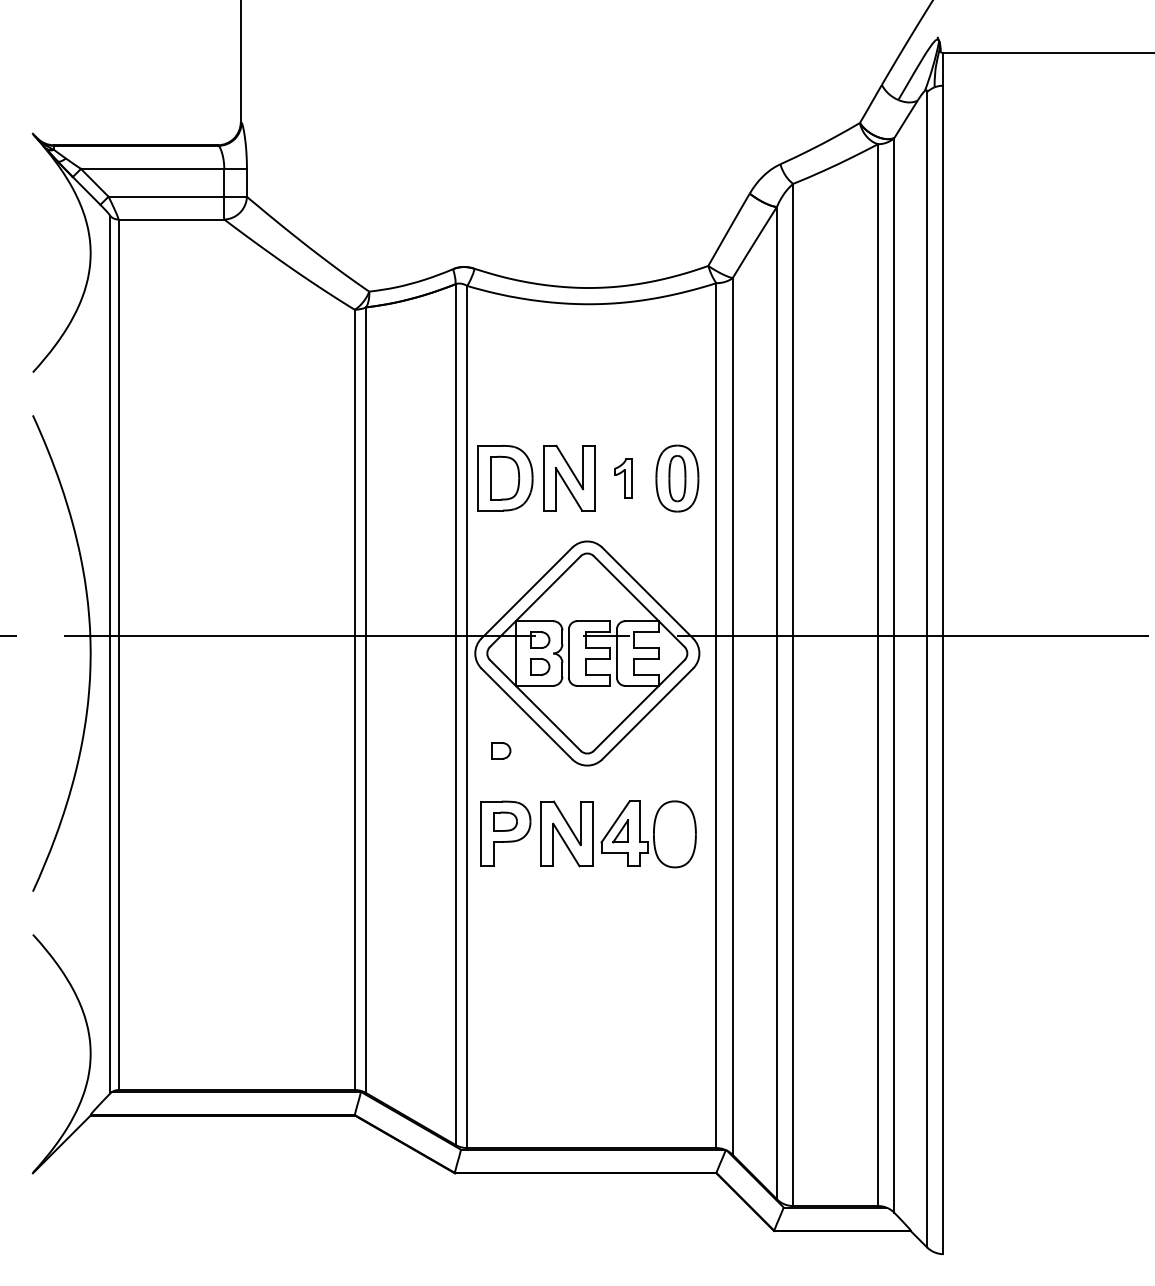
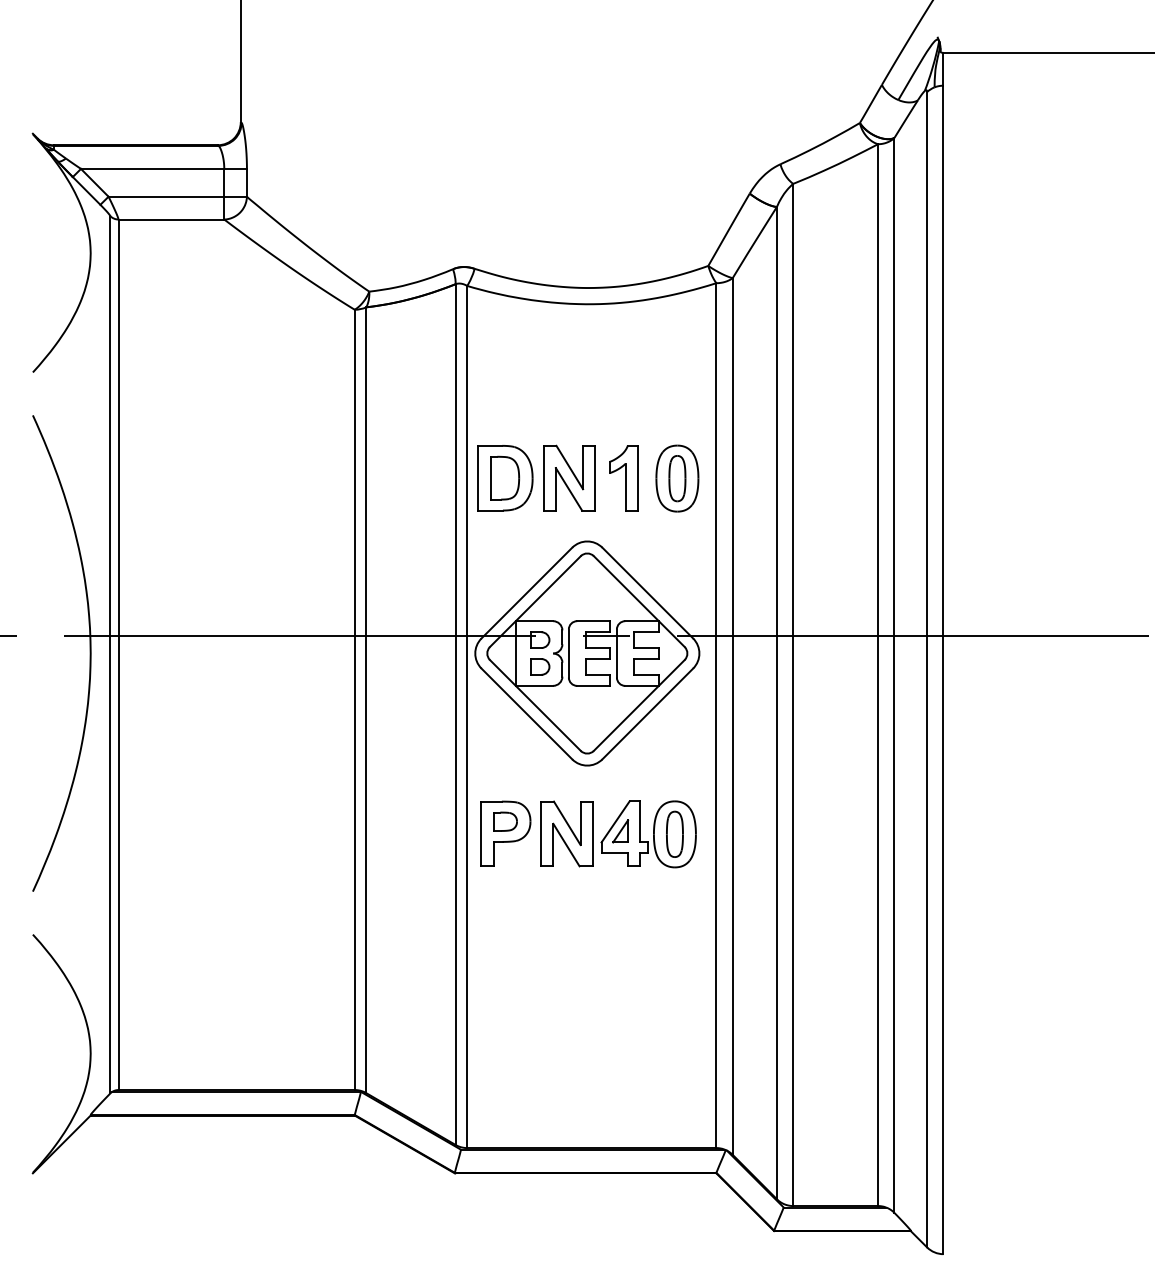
part size: 19x41 px -> 30x67 px (623, 478)
part: present -> none (501, 750)
part: none -> present (674, 833)
